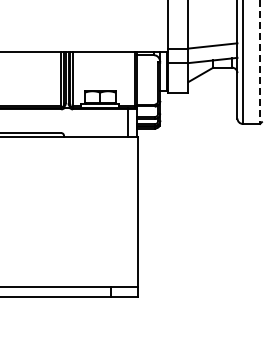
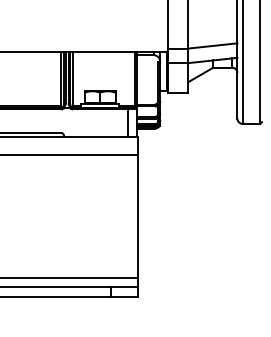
line: dashed -> solid (260, 62)
line: none -> present (70, 154)
line: none -> present (70, 278)
